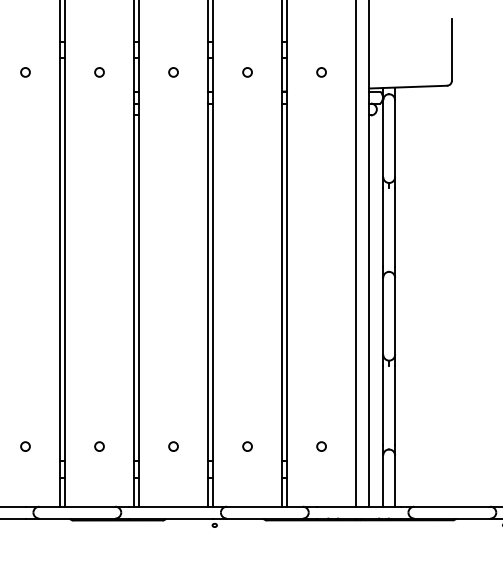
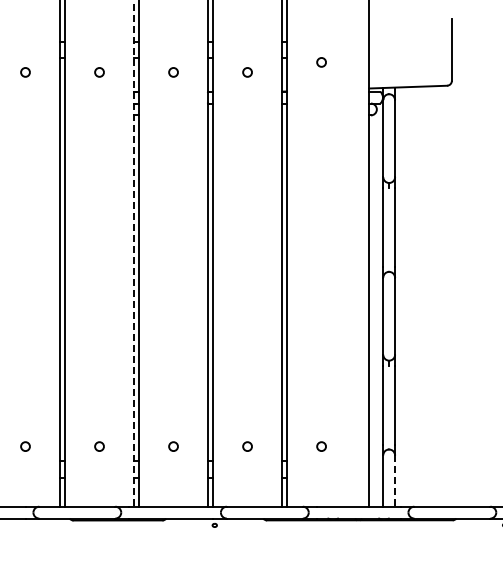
circle position: (321, 72) -> (321, 62) (321, 62)
line: solid -> dashed (134, 253)
line: present -> none (356, 254)
line: solid -> dashed (395, 481)
